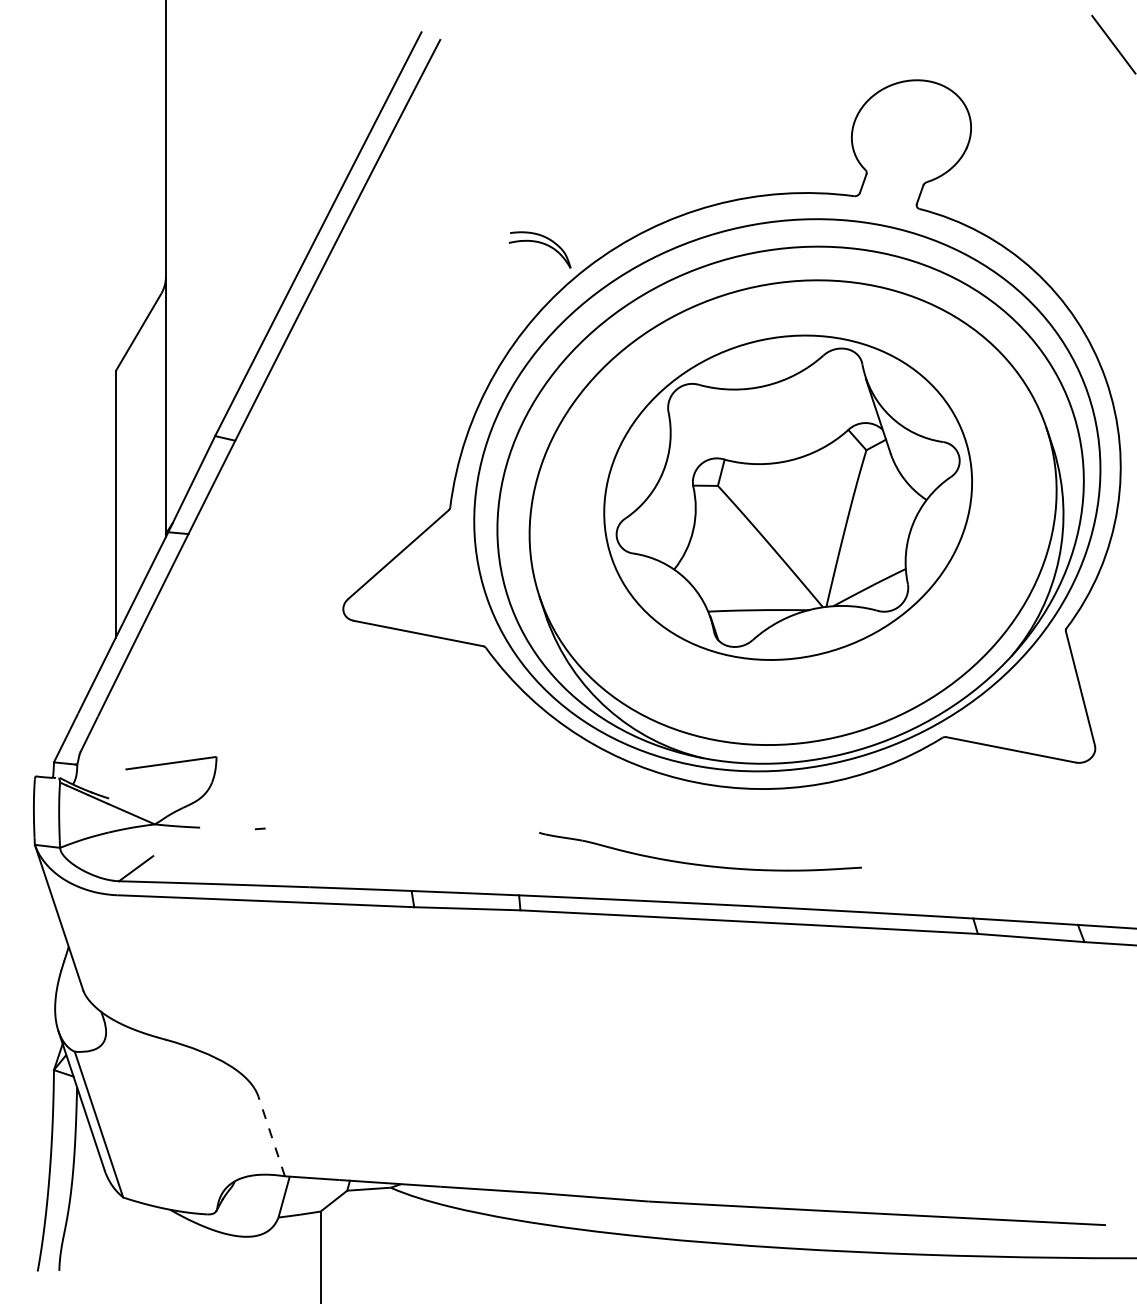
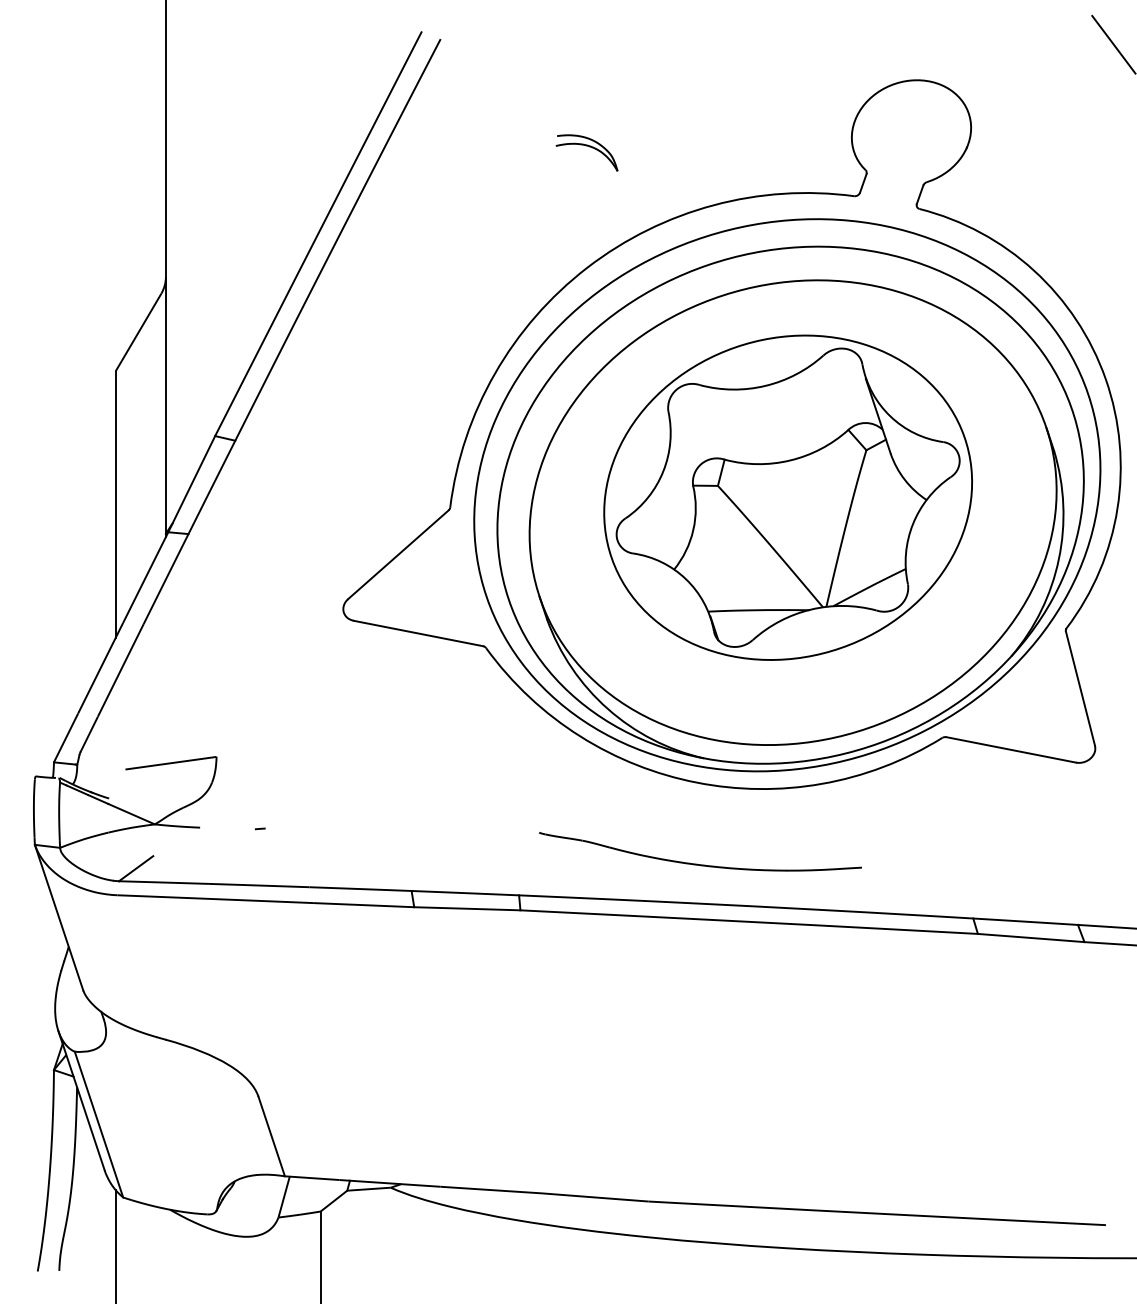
part position: (539, 249) -> (586, 152) (586, 152)
line: dashed -> solid (271, 1136)
line: none -> present (115, 1244)
